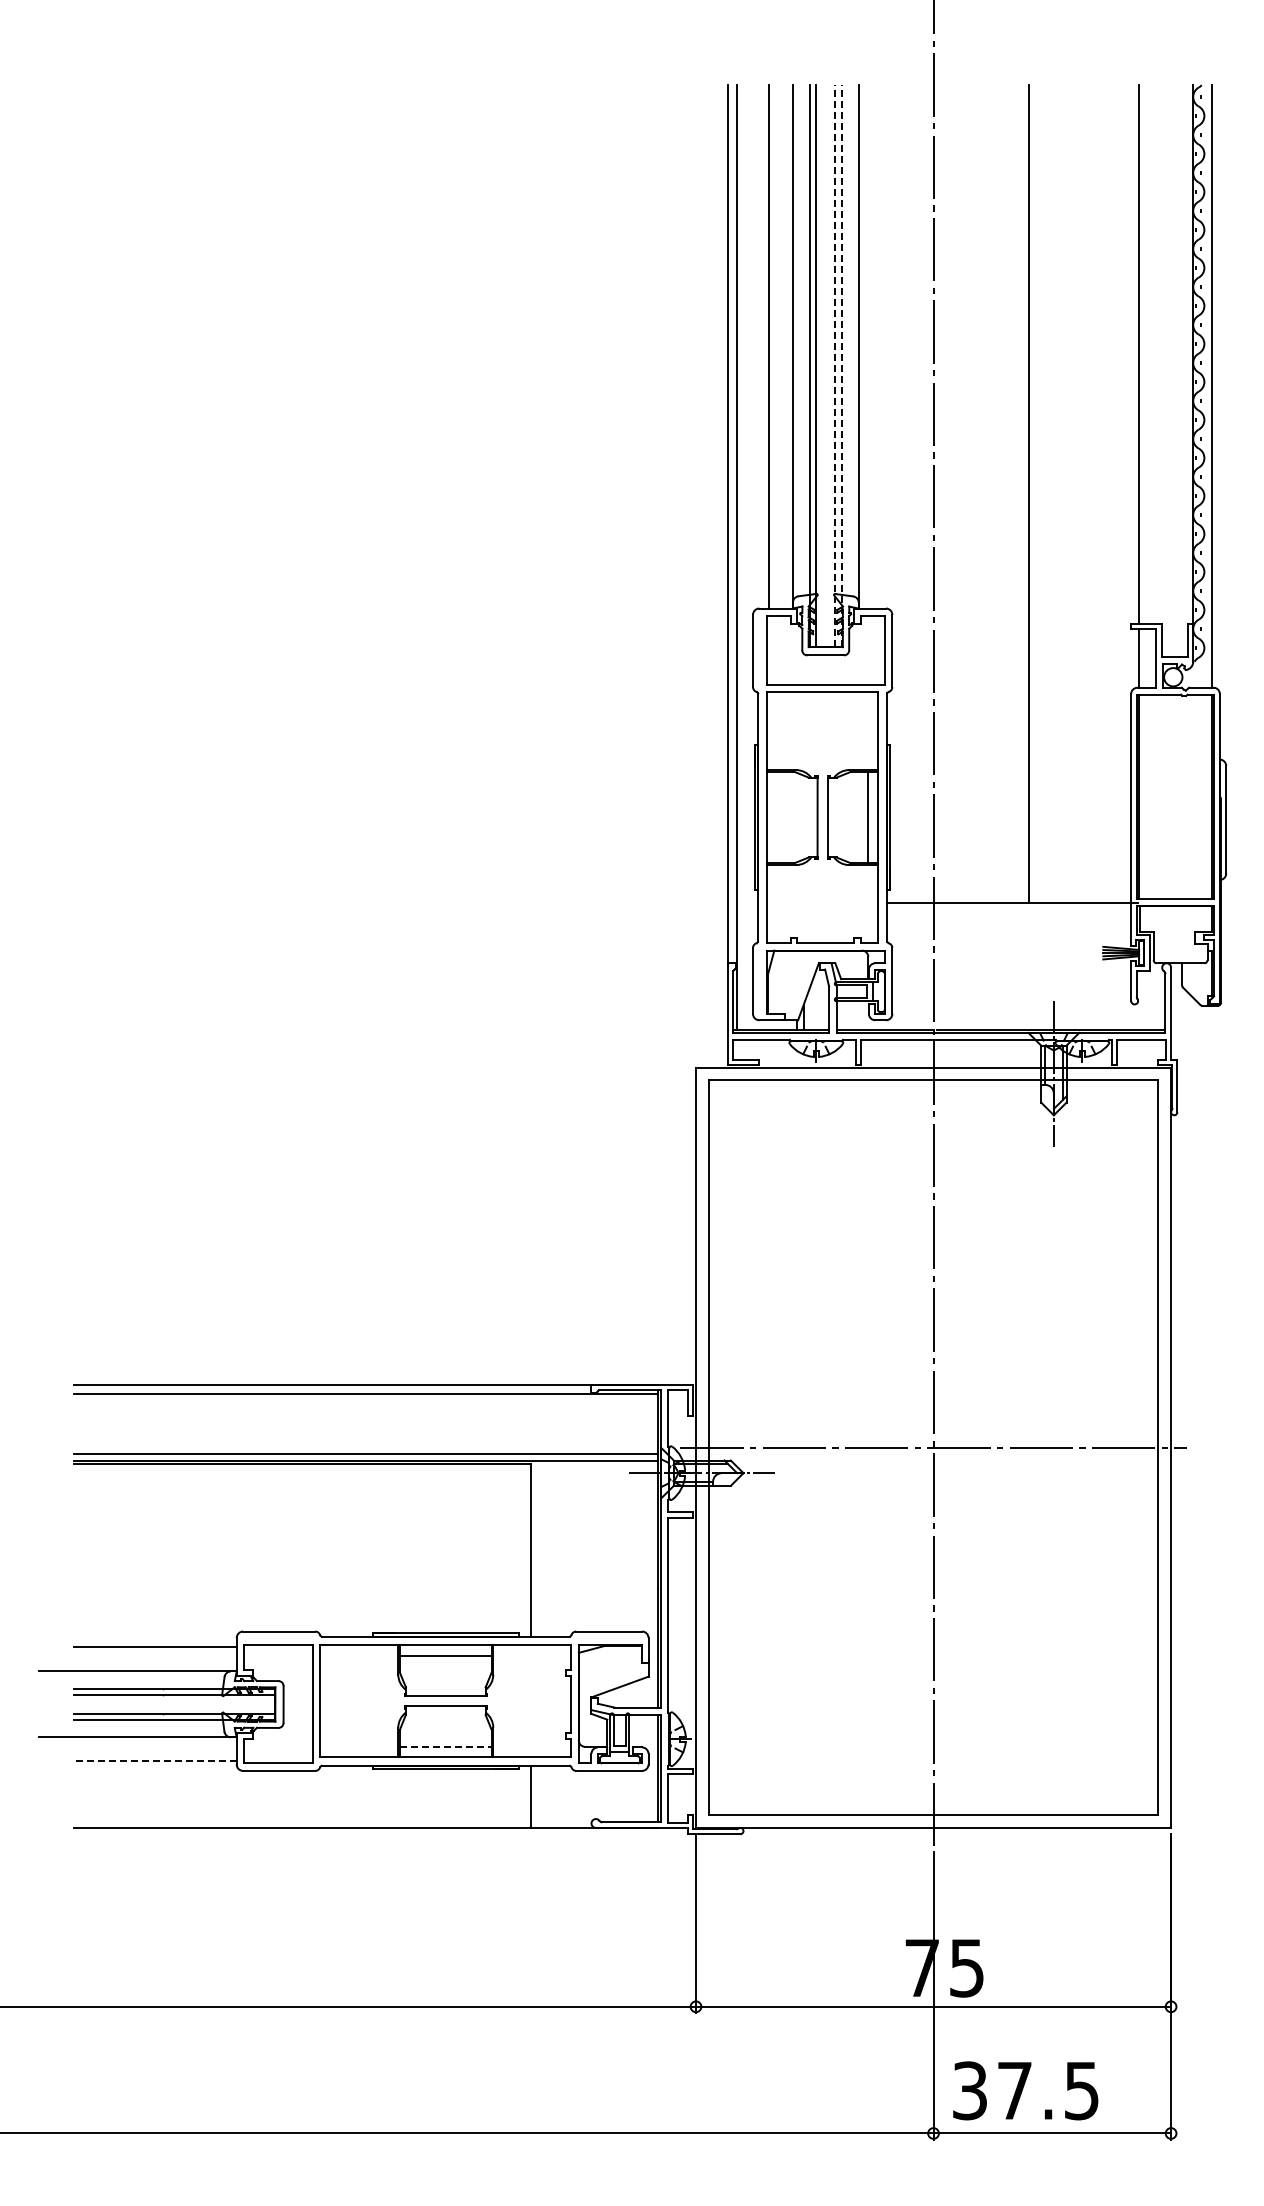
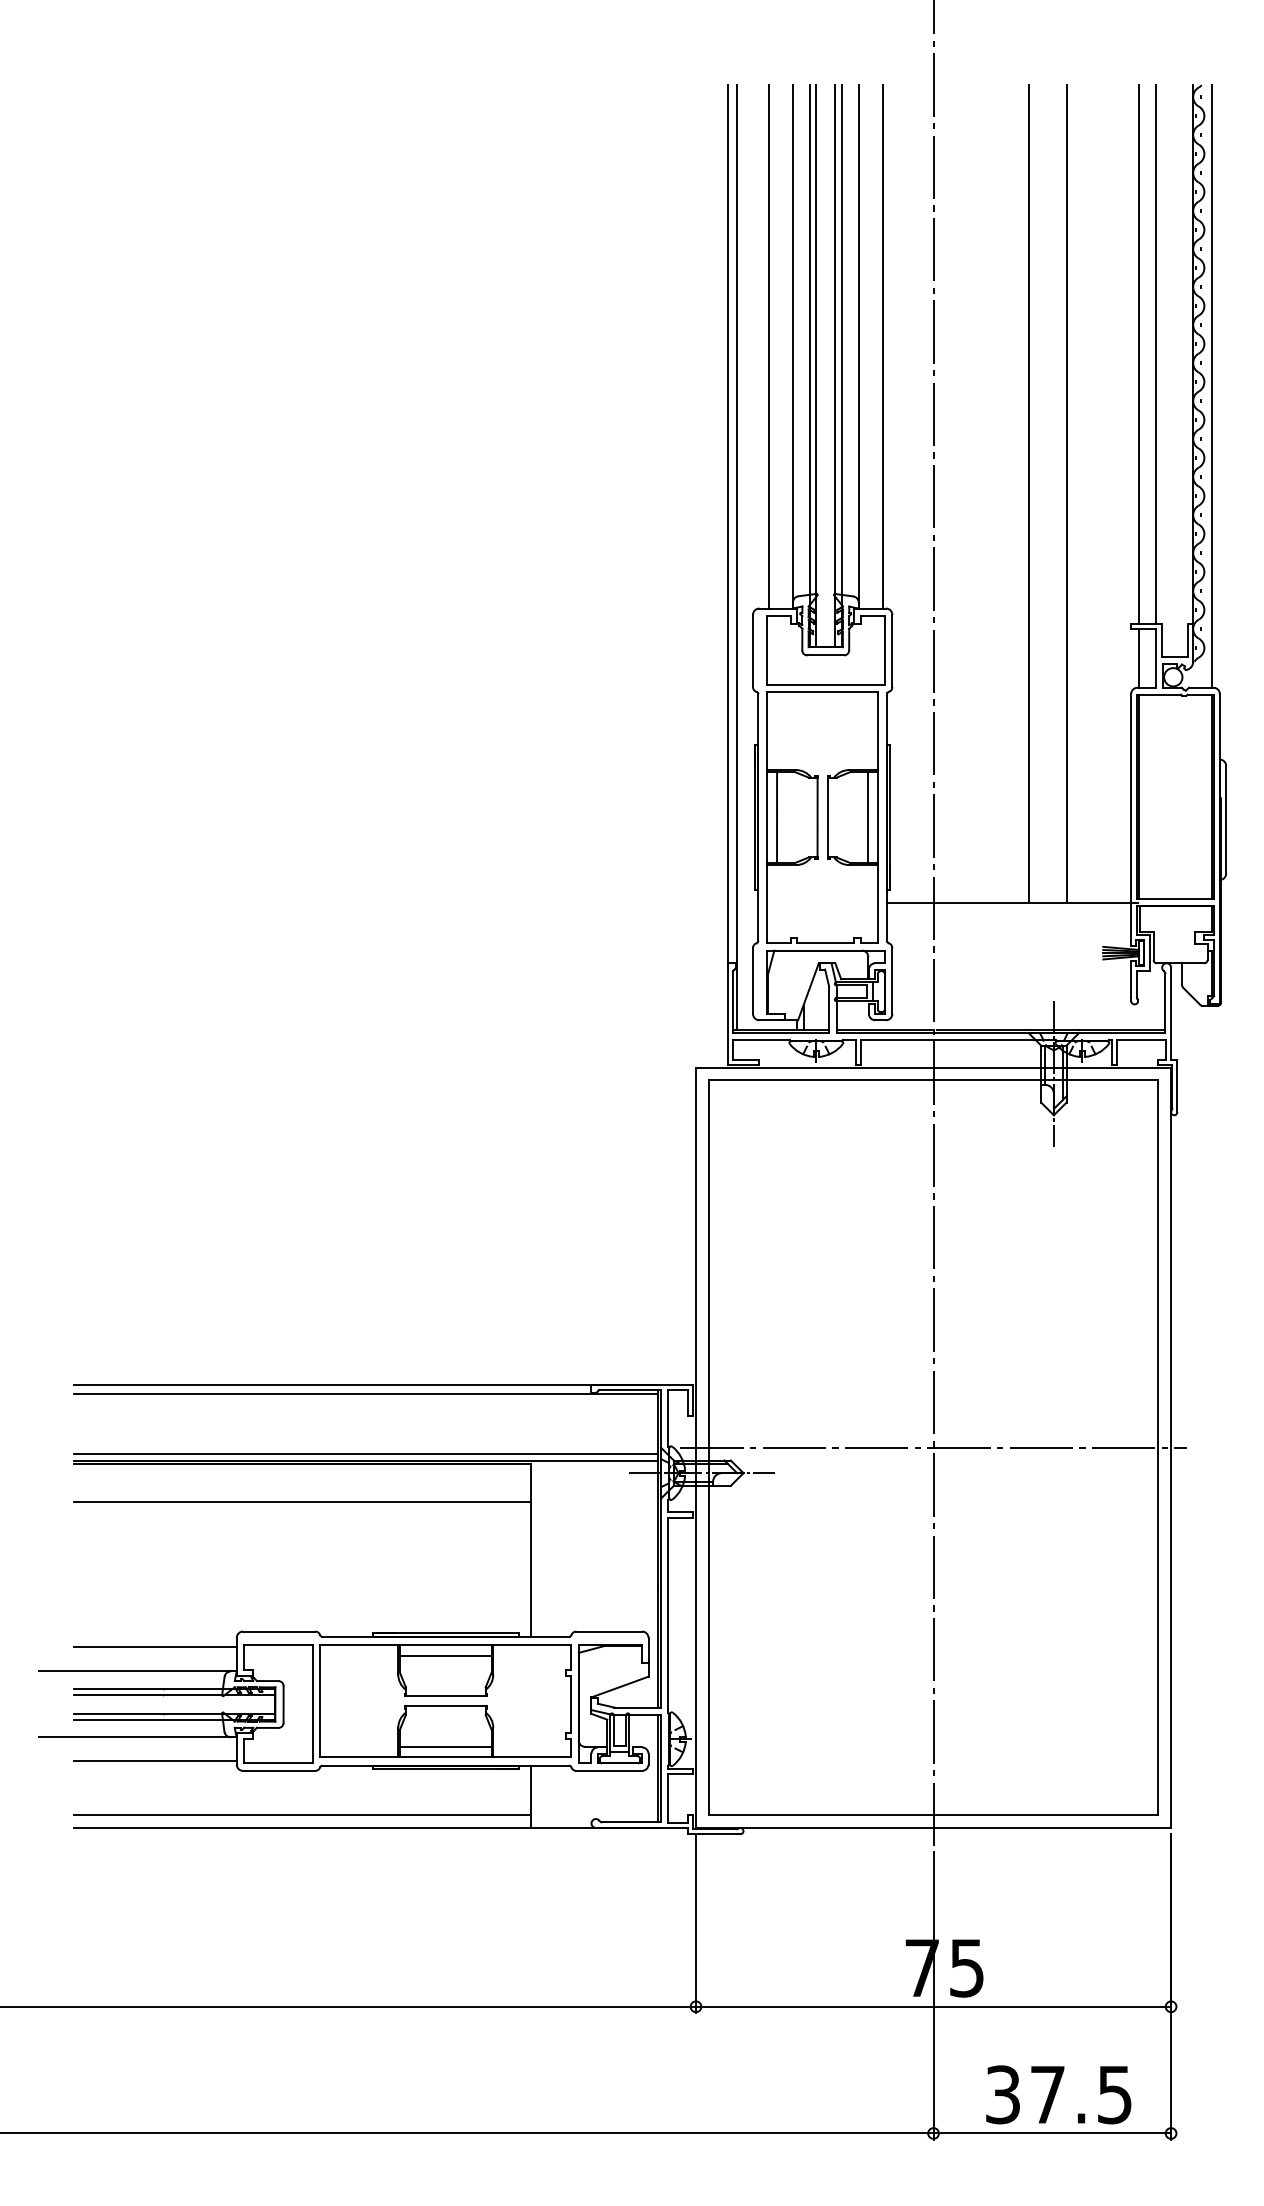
line: none -> present (882, 346)
line: none -> present (1155, 354)
line: dashed -> solid (835, 365)
line: dashed -> solid (841, 365)
line: none -> present (1066, 494)
line: none -> present (777, 817)
line: none -> present (302, 1501)
line: dashed -> solid (445, 1746)
line: dashed -> solid (155, 1761)
line: none -> present (302, 1815)
text position: (1025, 2090) -> (1058, 2094) (1058, 2094)
